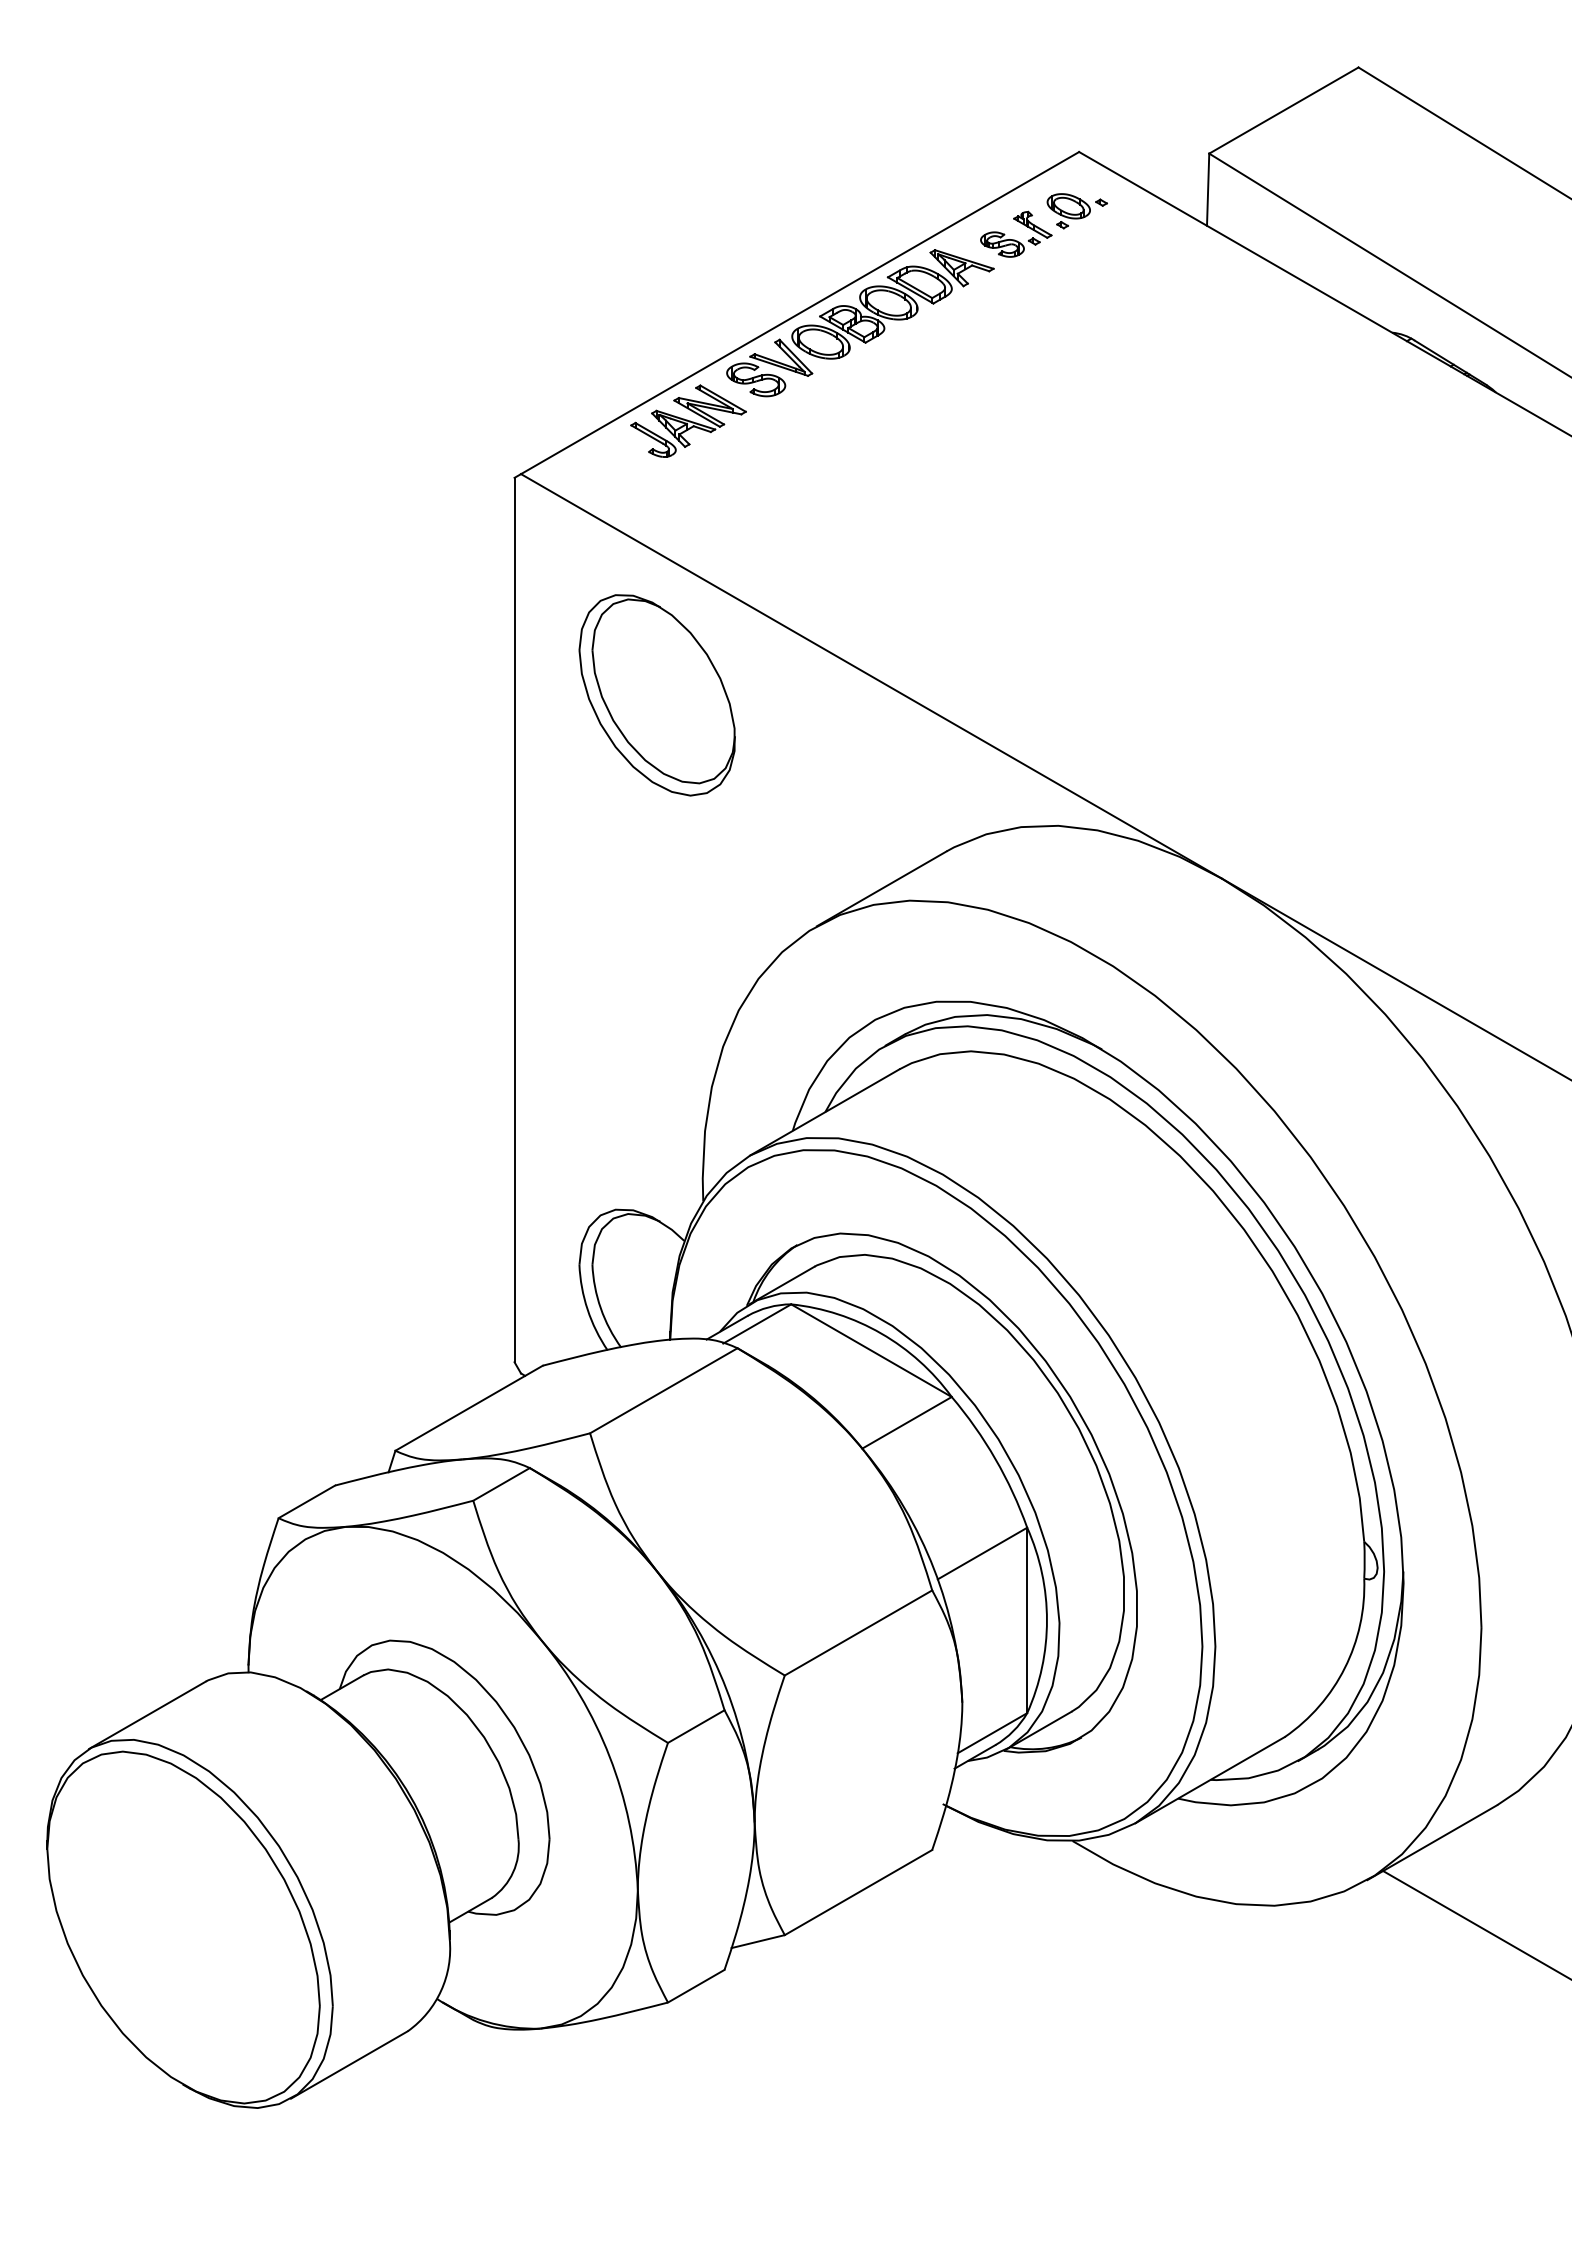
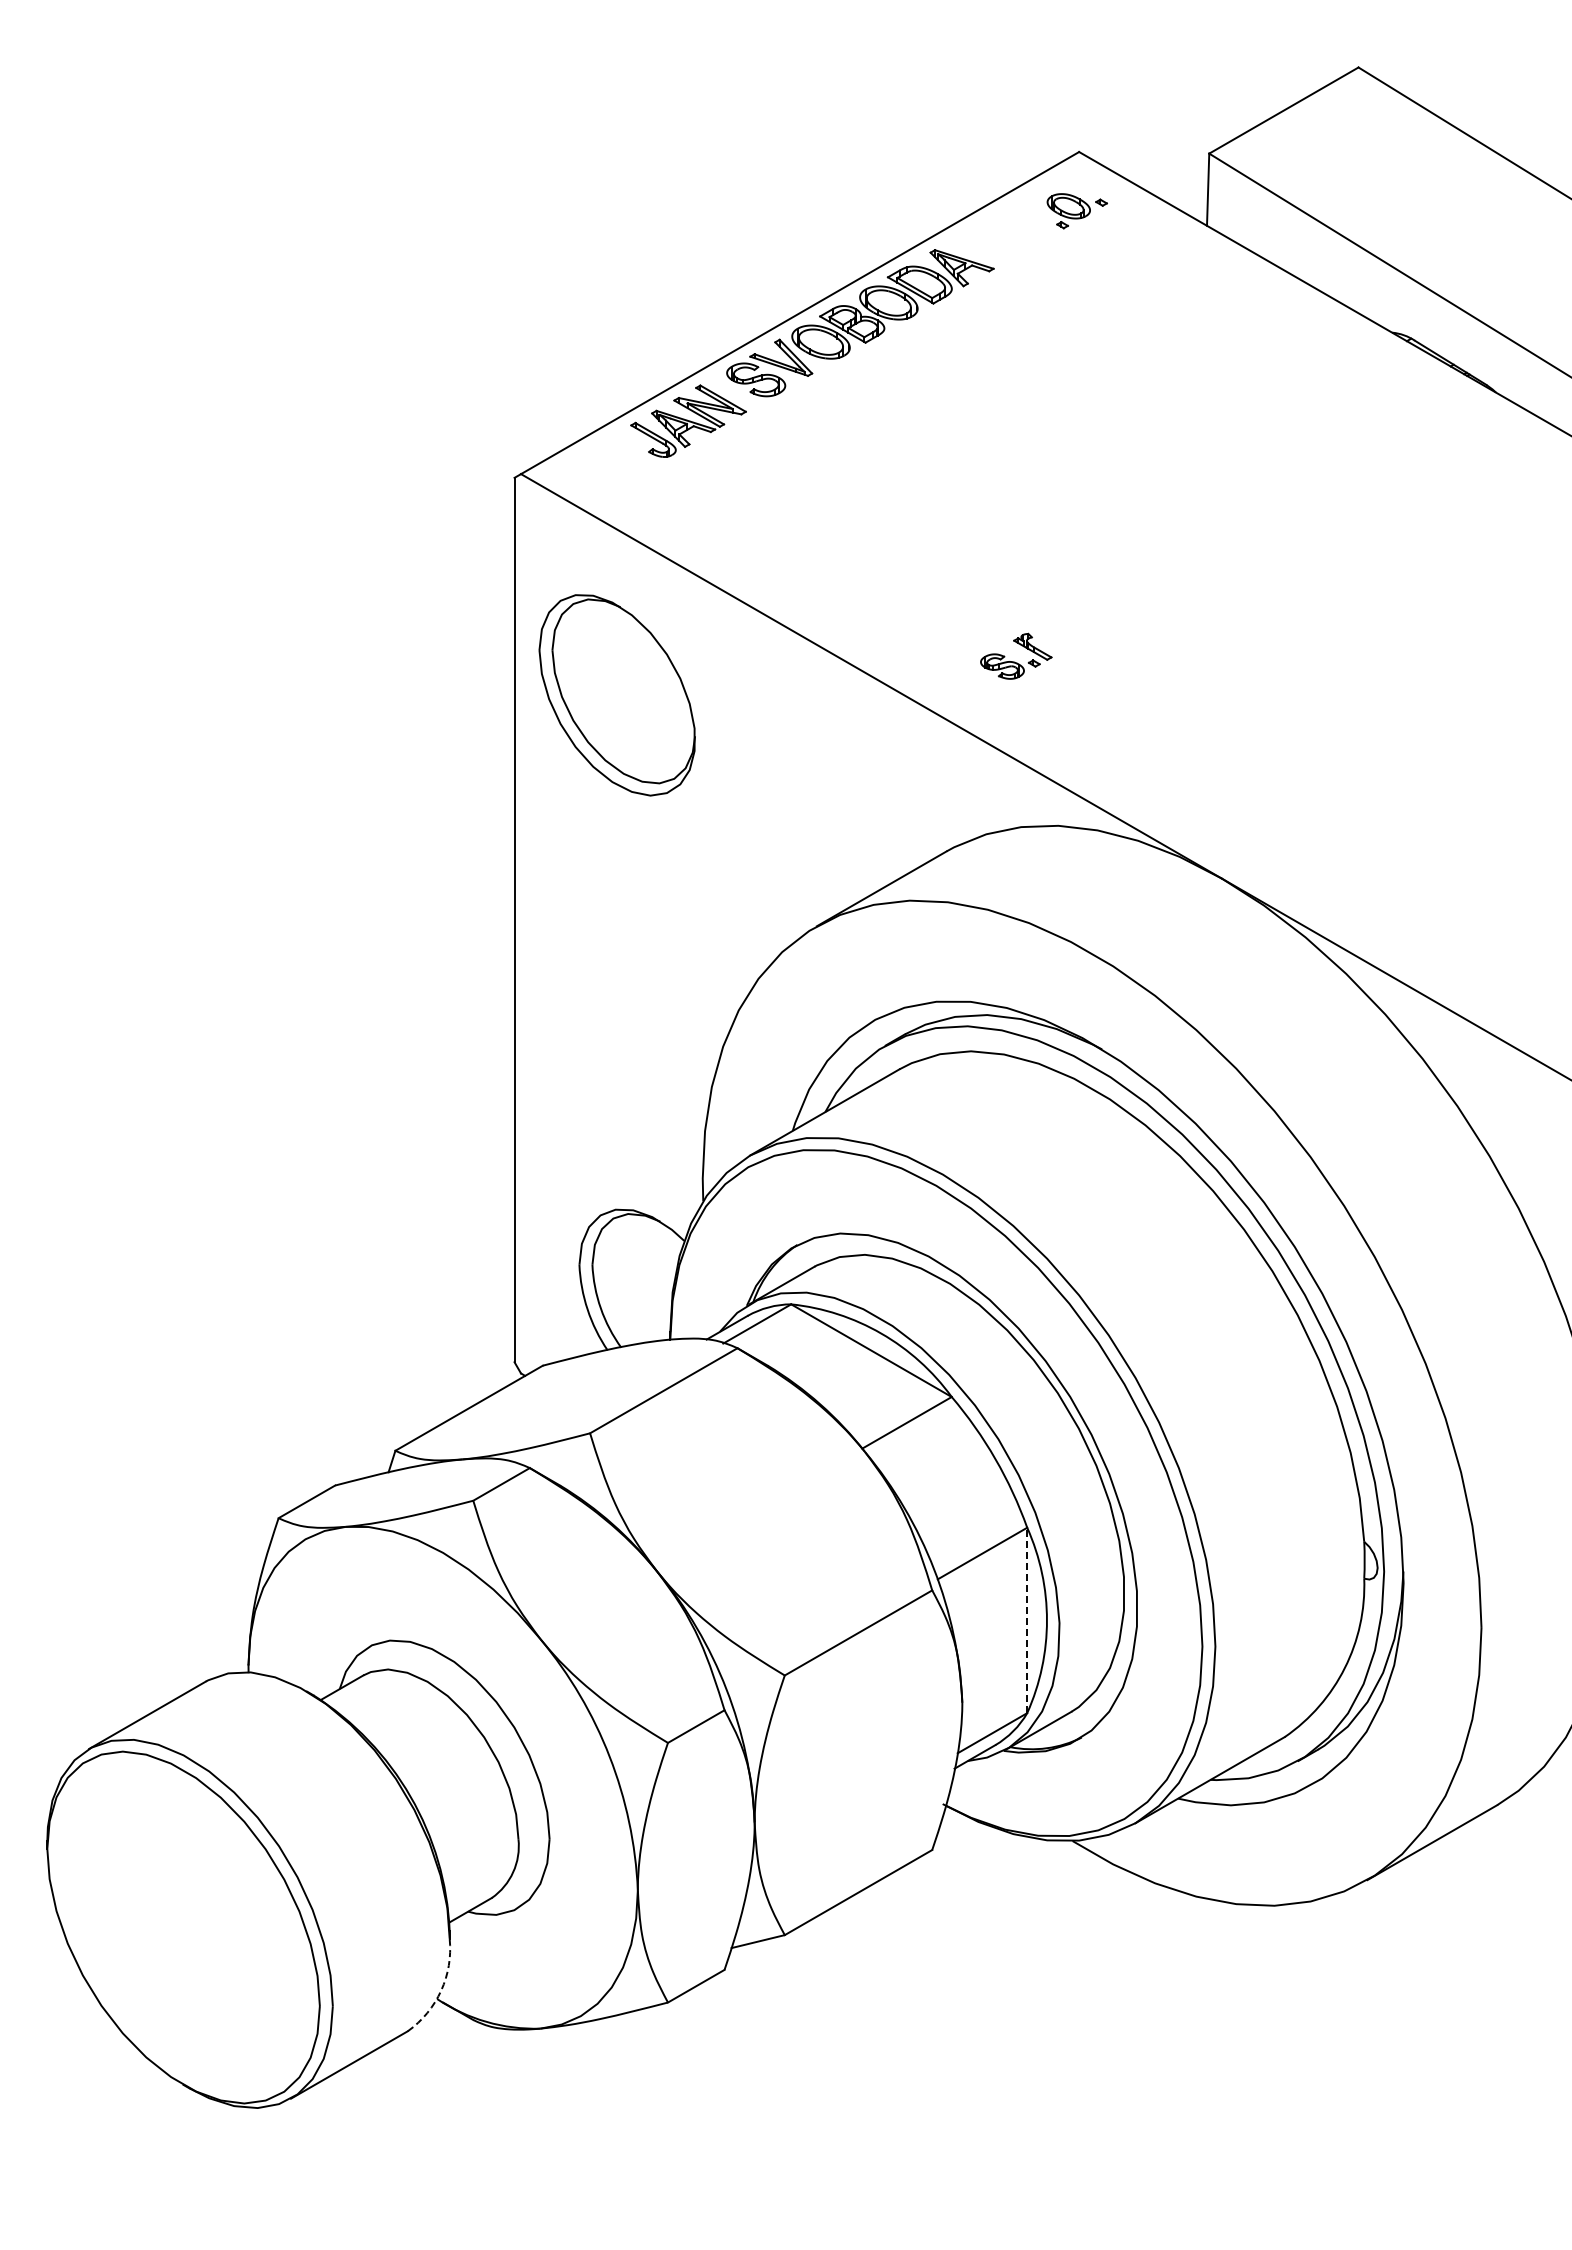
part position: (1014, 239) -> (1014, 661) (1014, 661)
part position: (656, 695) -> (616, 695) (616, 695)
line: solid -> dashed (1027, 1620)
line: present -> none (1475, 1924)
arc: solid -> dashed (441, 1990)
